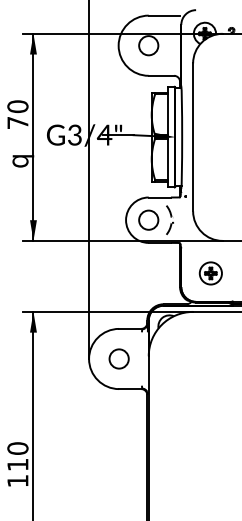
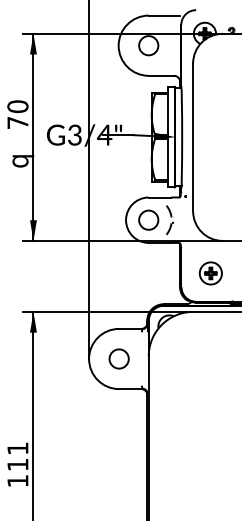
text: 110 -> 111 (17, 448)
